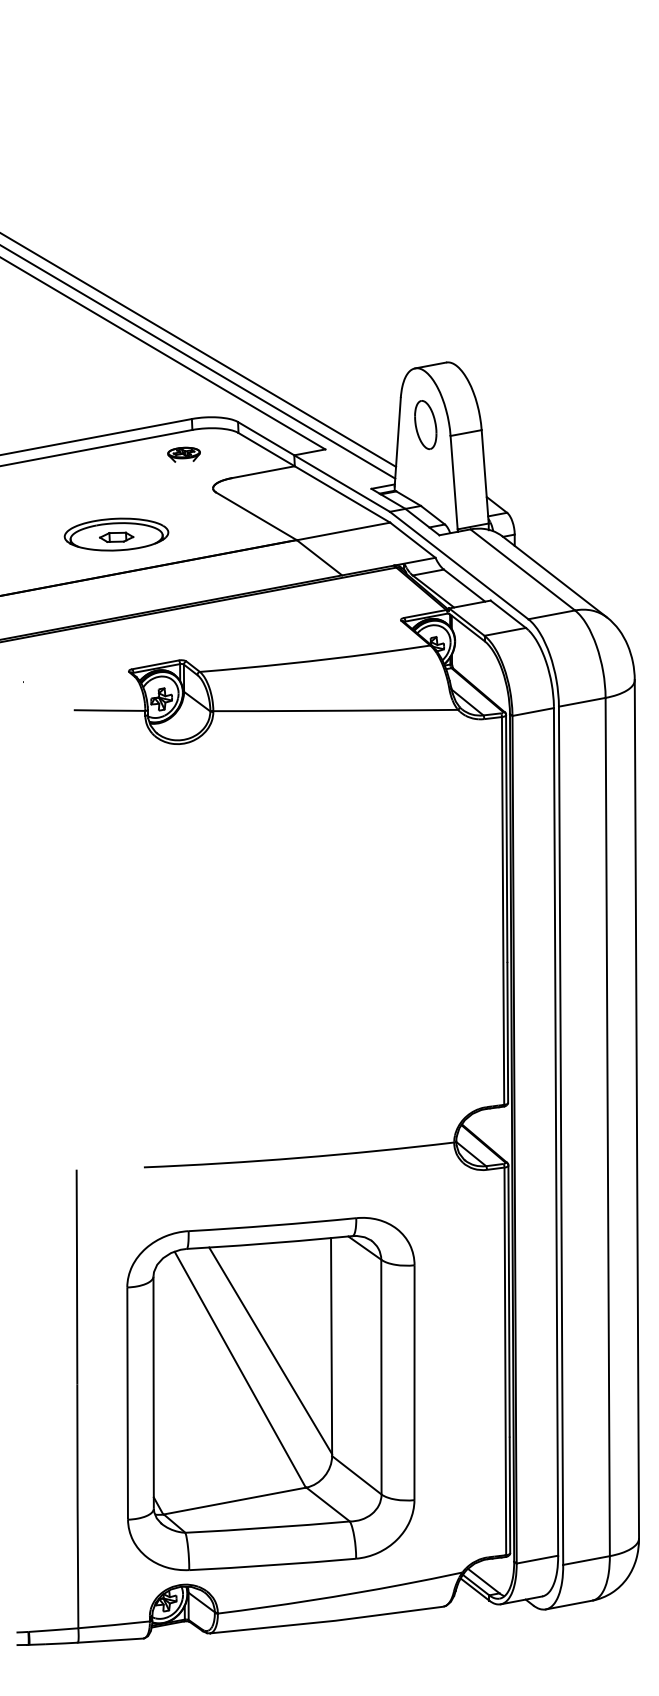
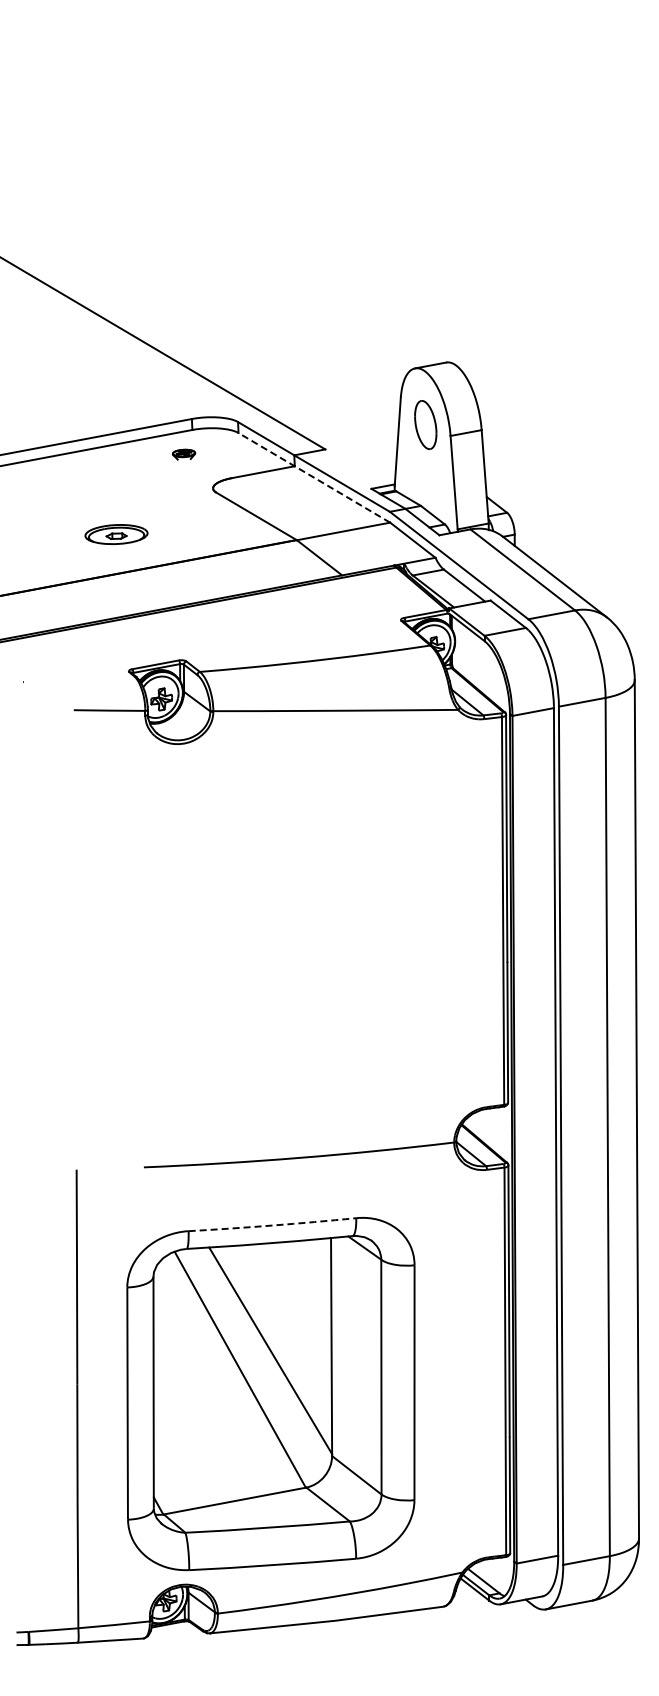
line: present -> none (199, 350)
line: present -> none (198, 362)
part size: 34x17 px -> 25x13 px (184, 454)
line: solid -> dashed (313, 477)
part size: 107x35 px -> 65x21 px (116, 534)
arc: solid -> dashed (272, 1225)
